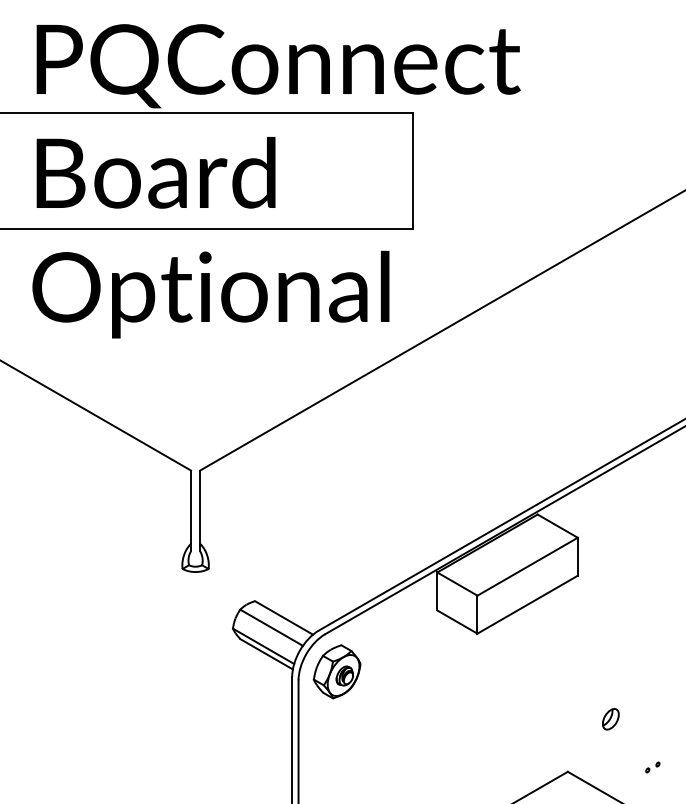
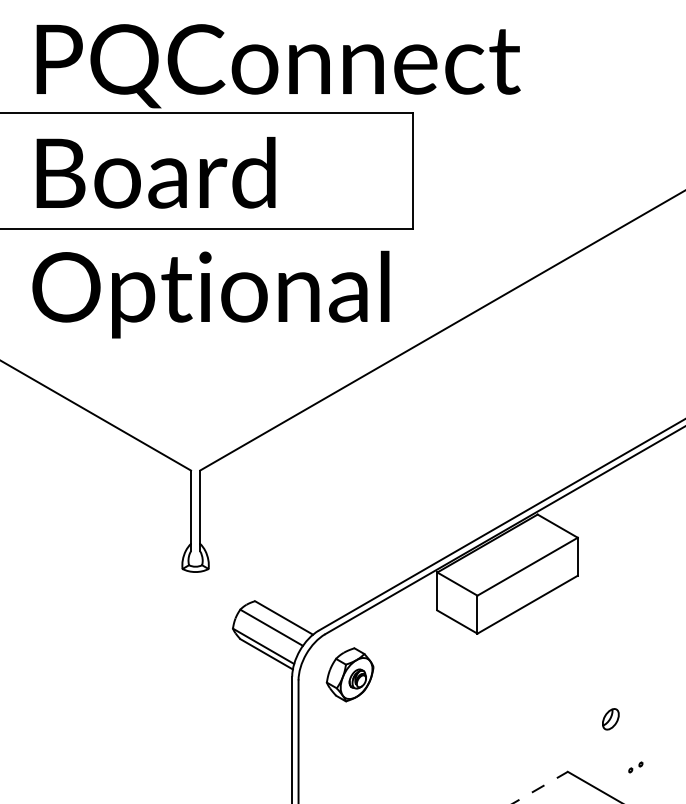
part position: (336, 671) -> (349, 674) (349, 674)
part position: (652, 767) -> (635, 767) (635, 767)
line: solid -> dashed (540, 787)
